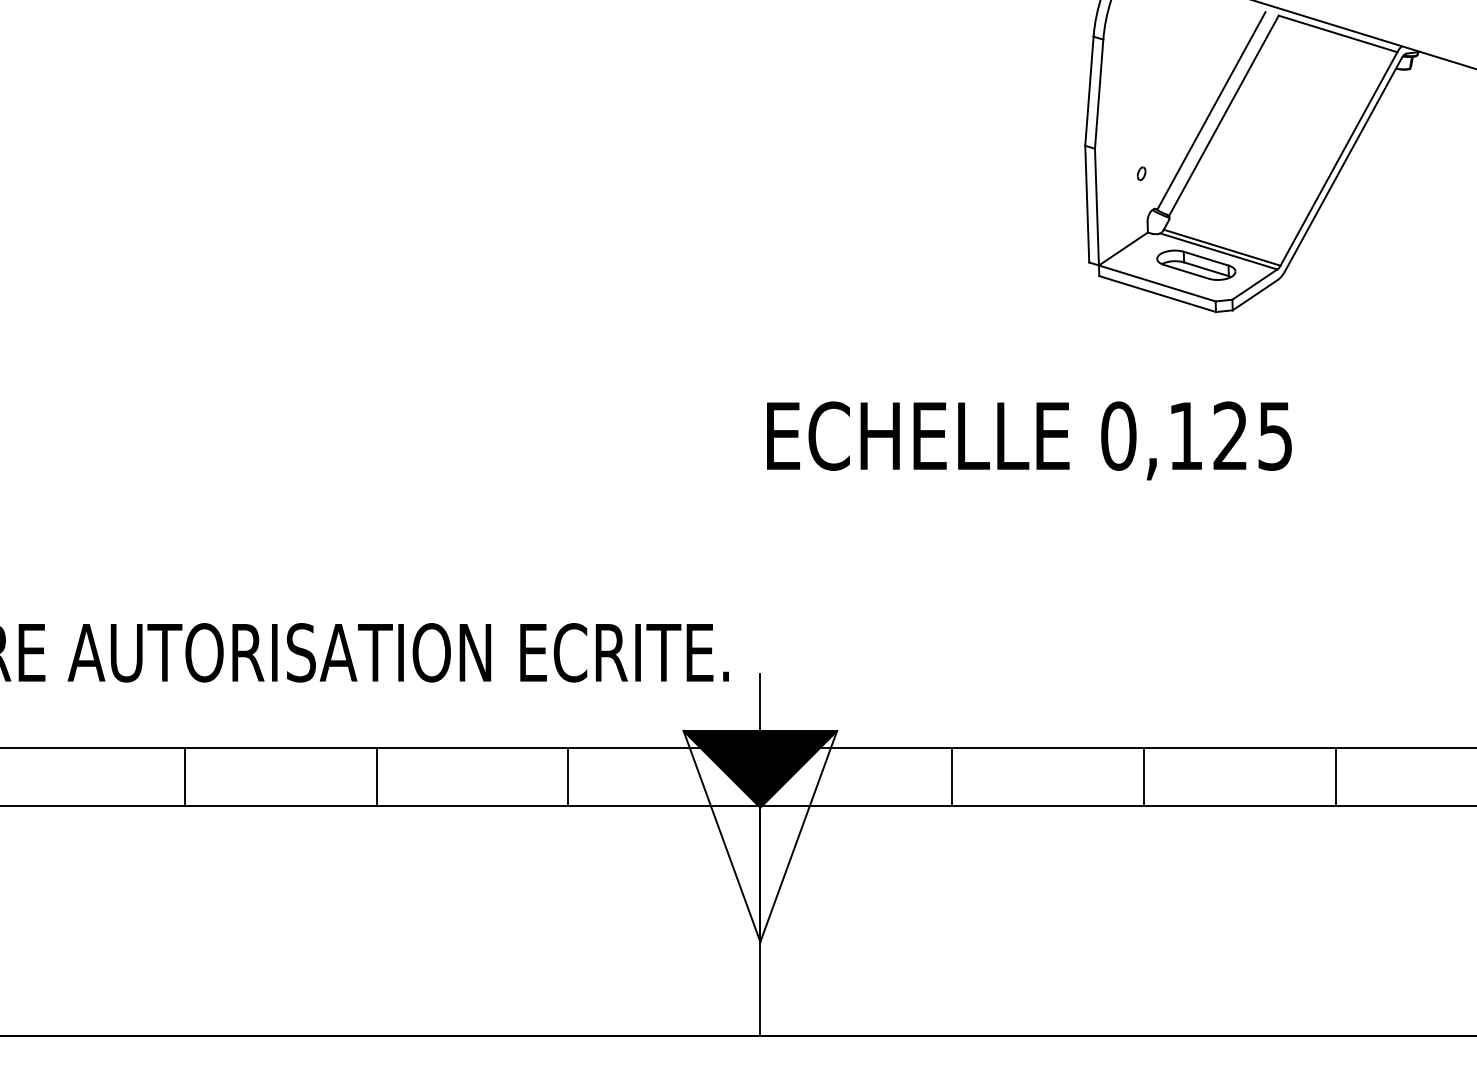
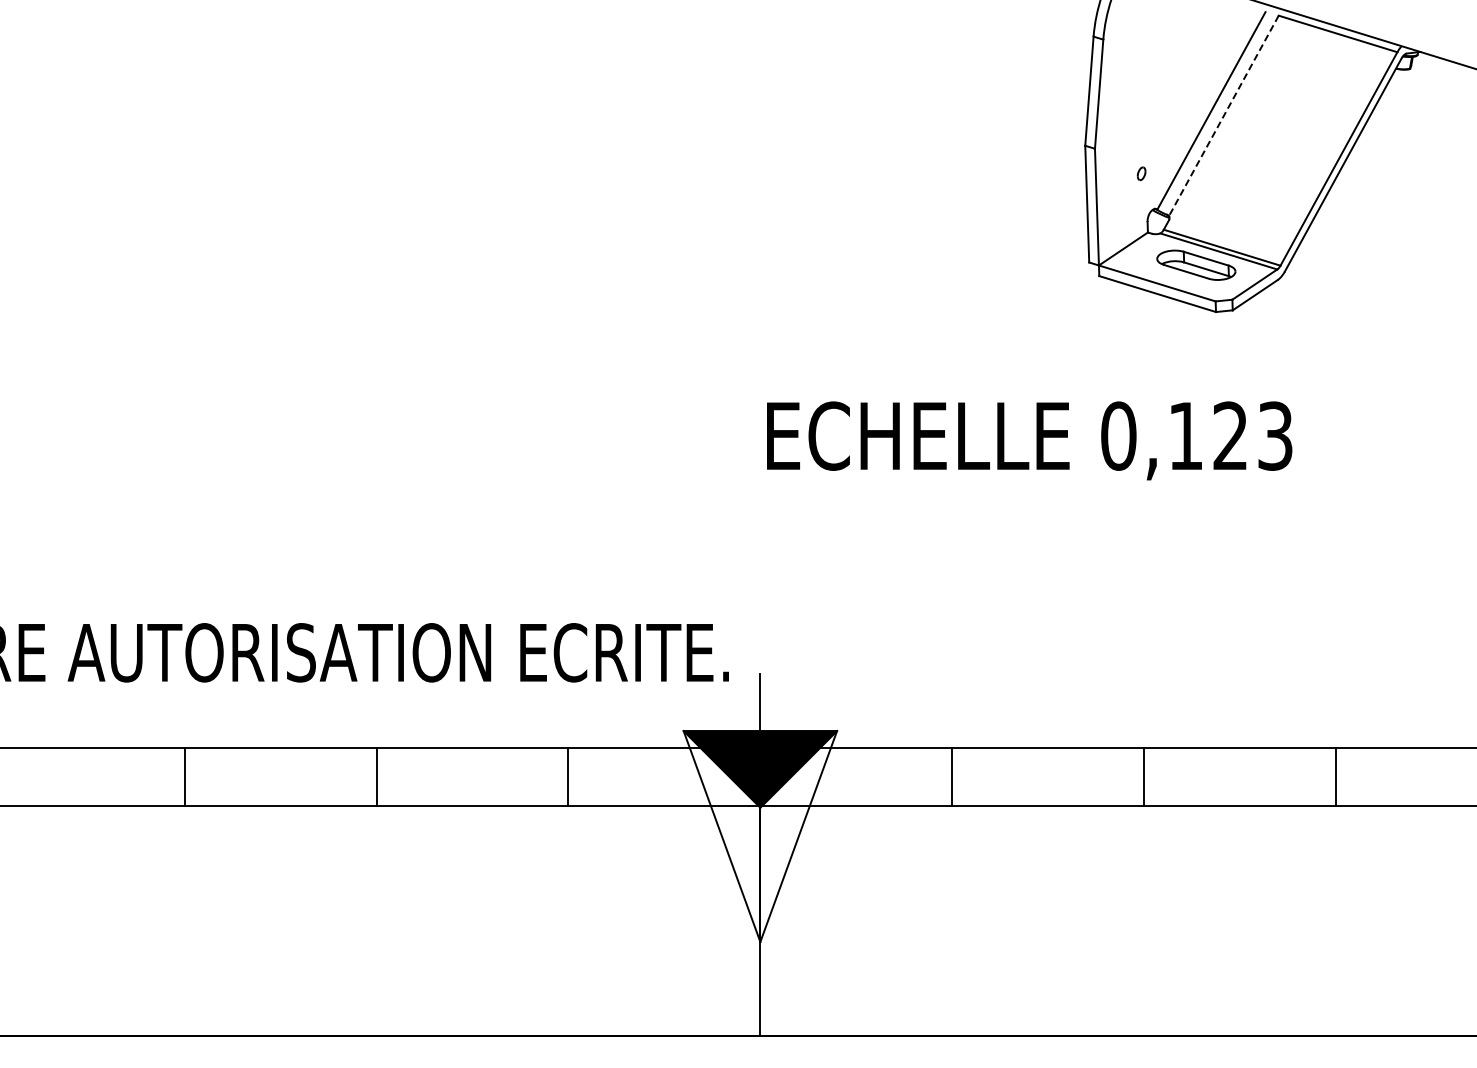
line: solid -> dashed (1223, 116)
text: 0,125 -> 0,123 (1275, 435)
